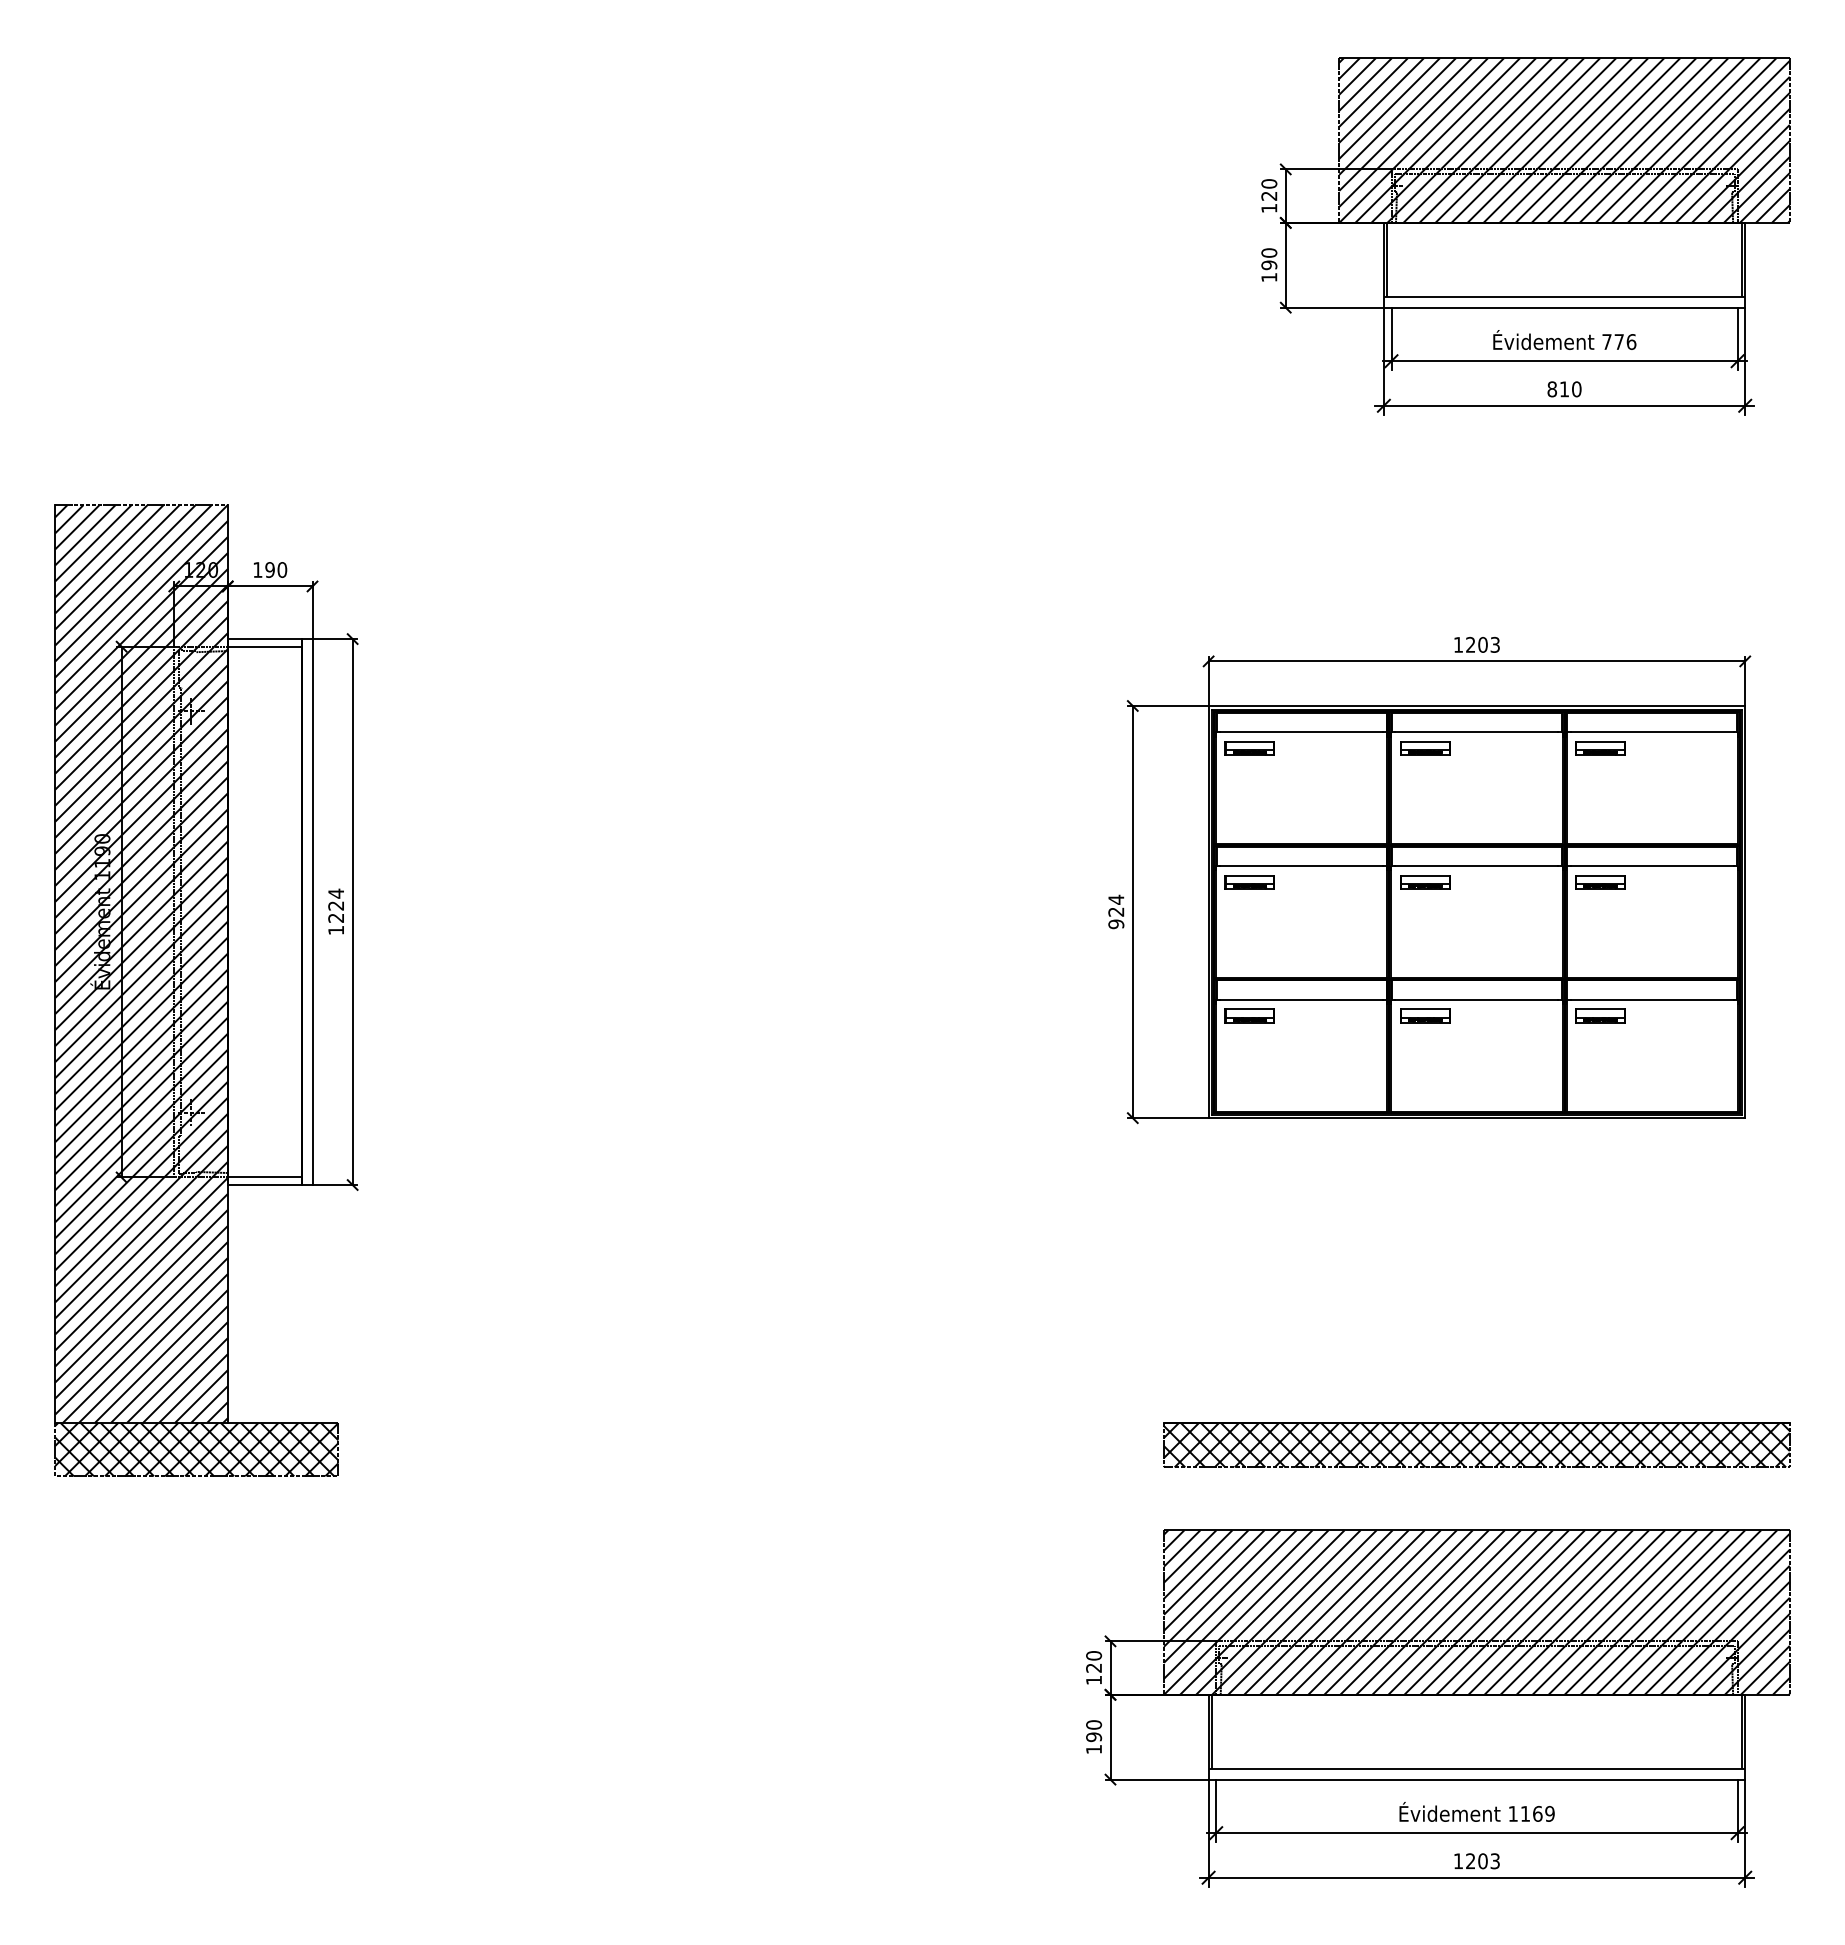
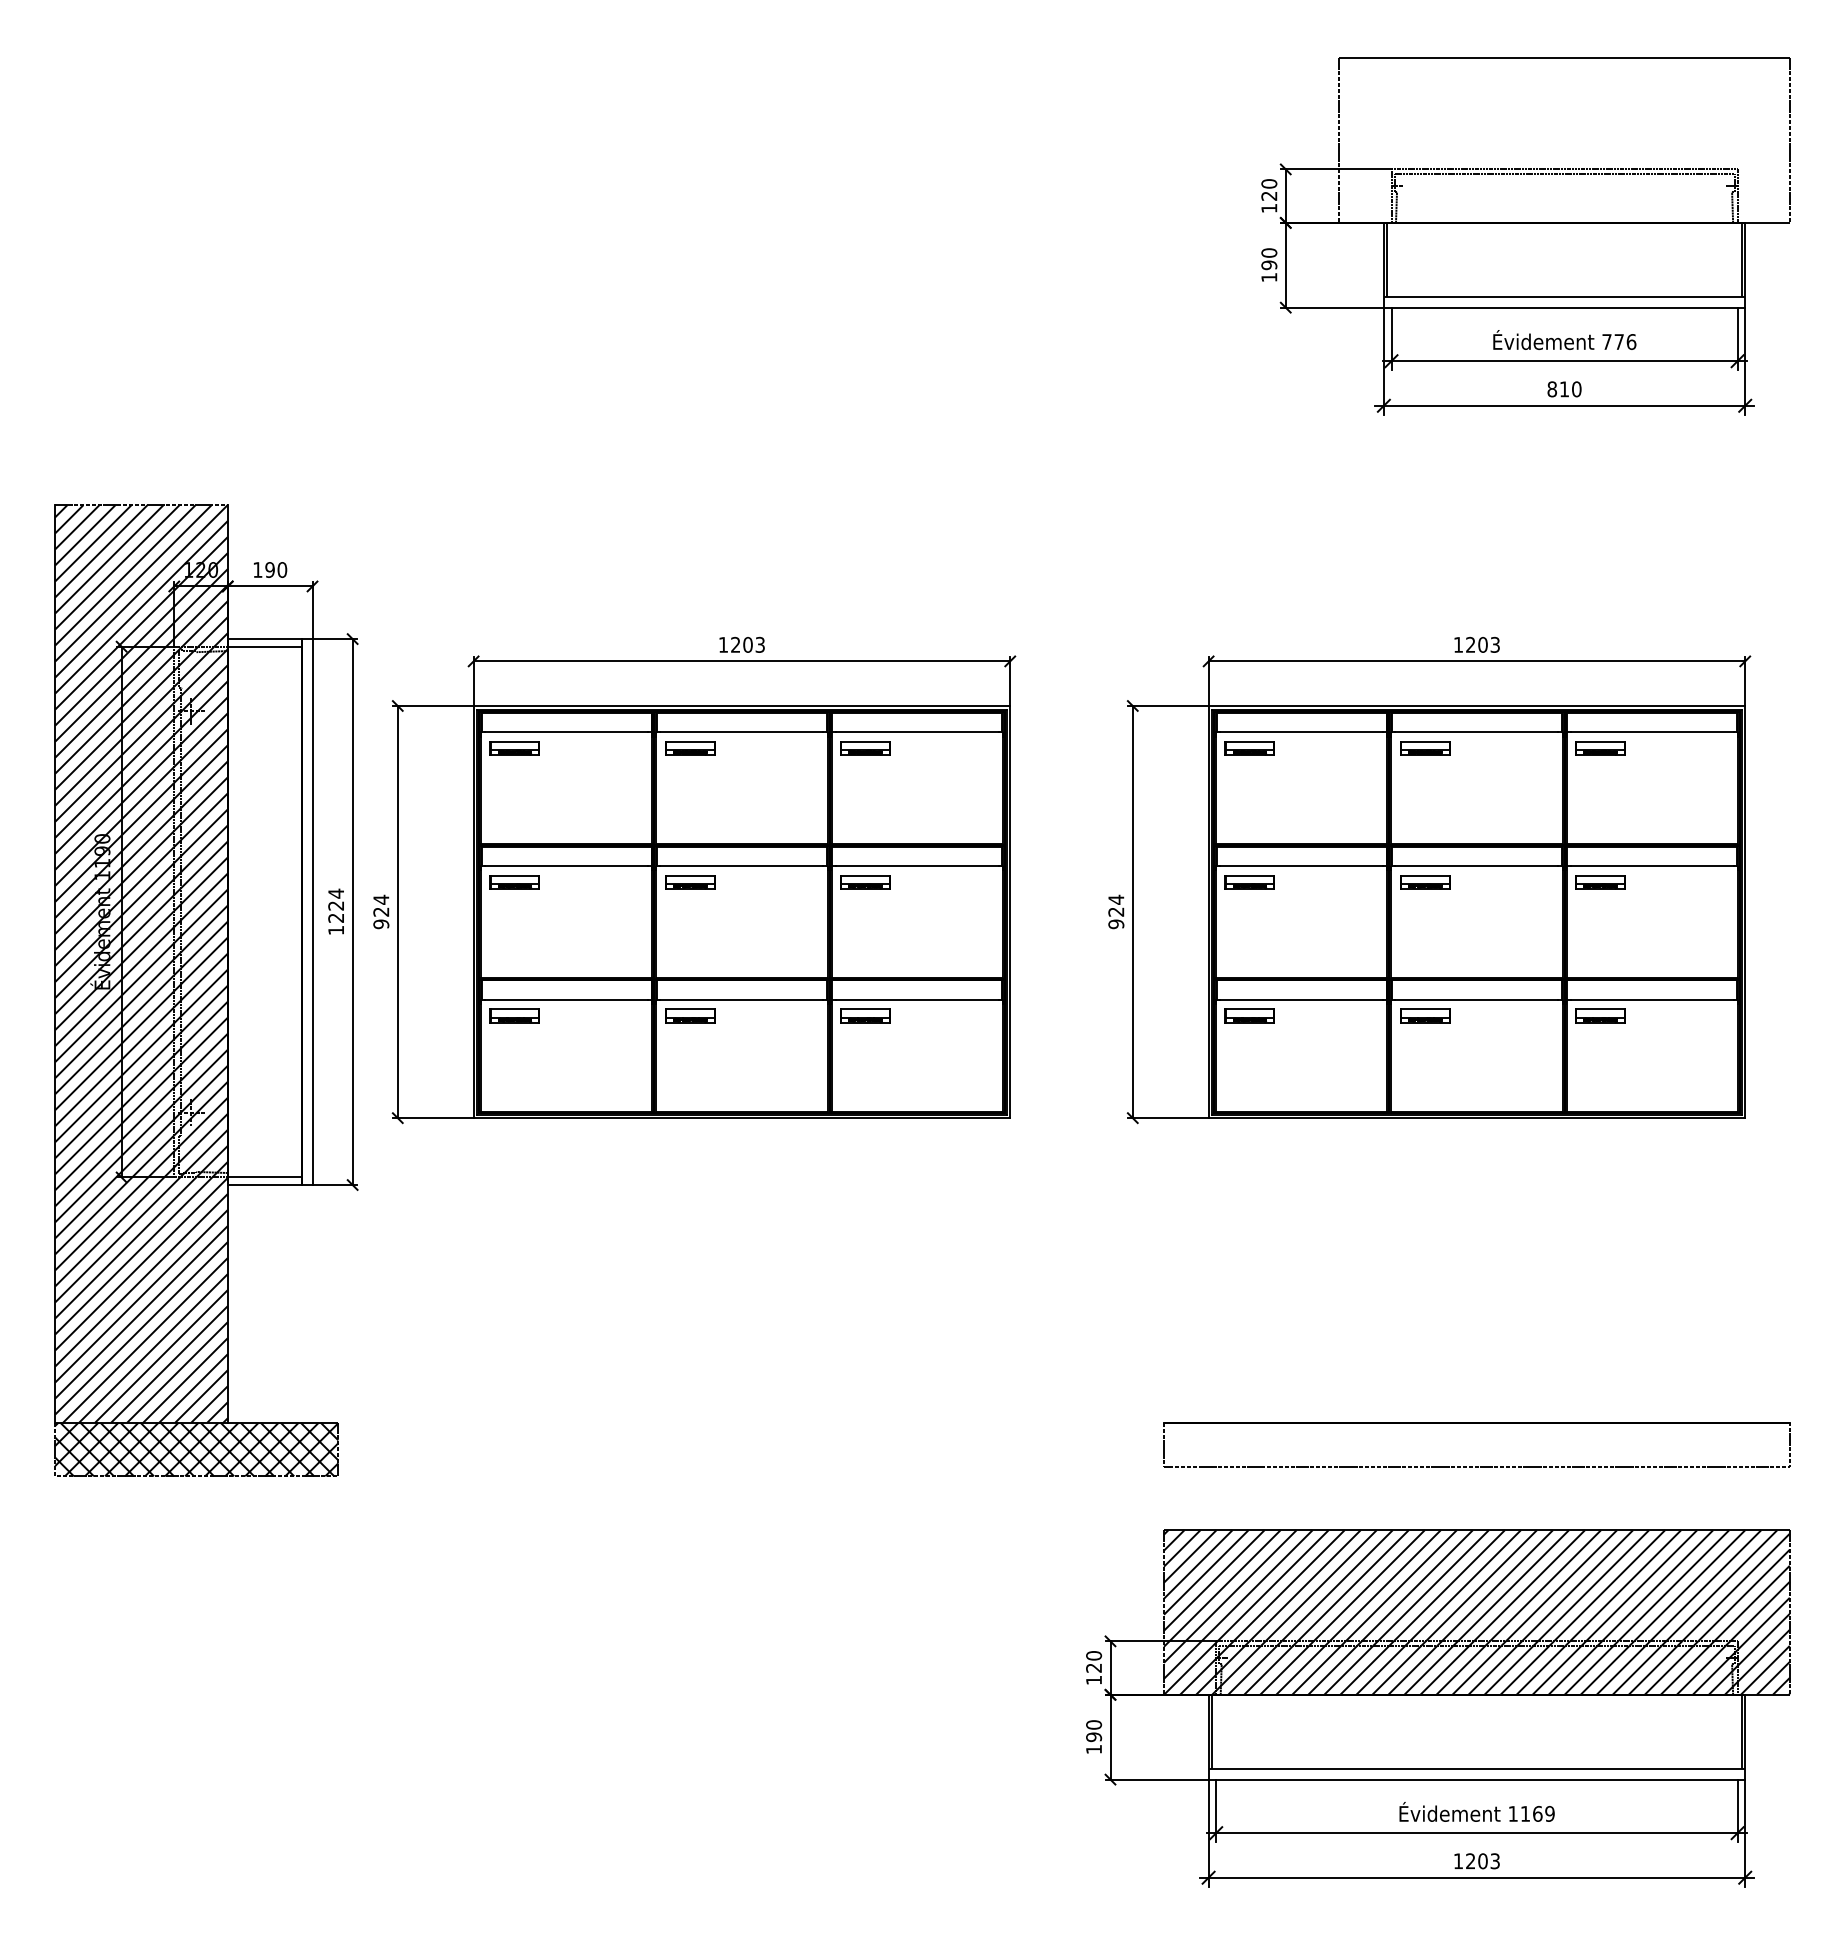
hatch: present -> none (1564, 140)
part: none -> present (694, 880)
hatch: present -> none (1476, 1444)
